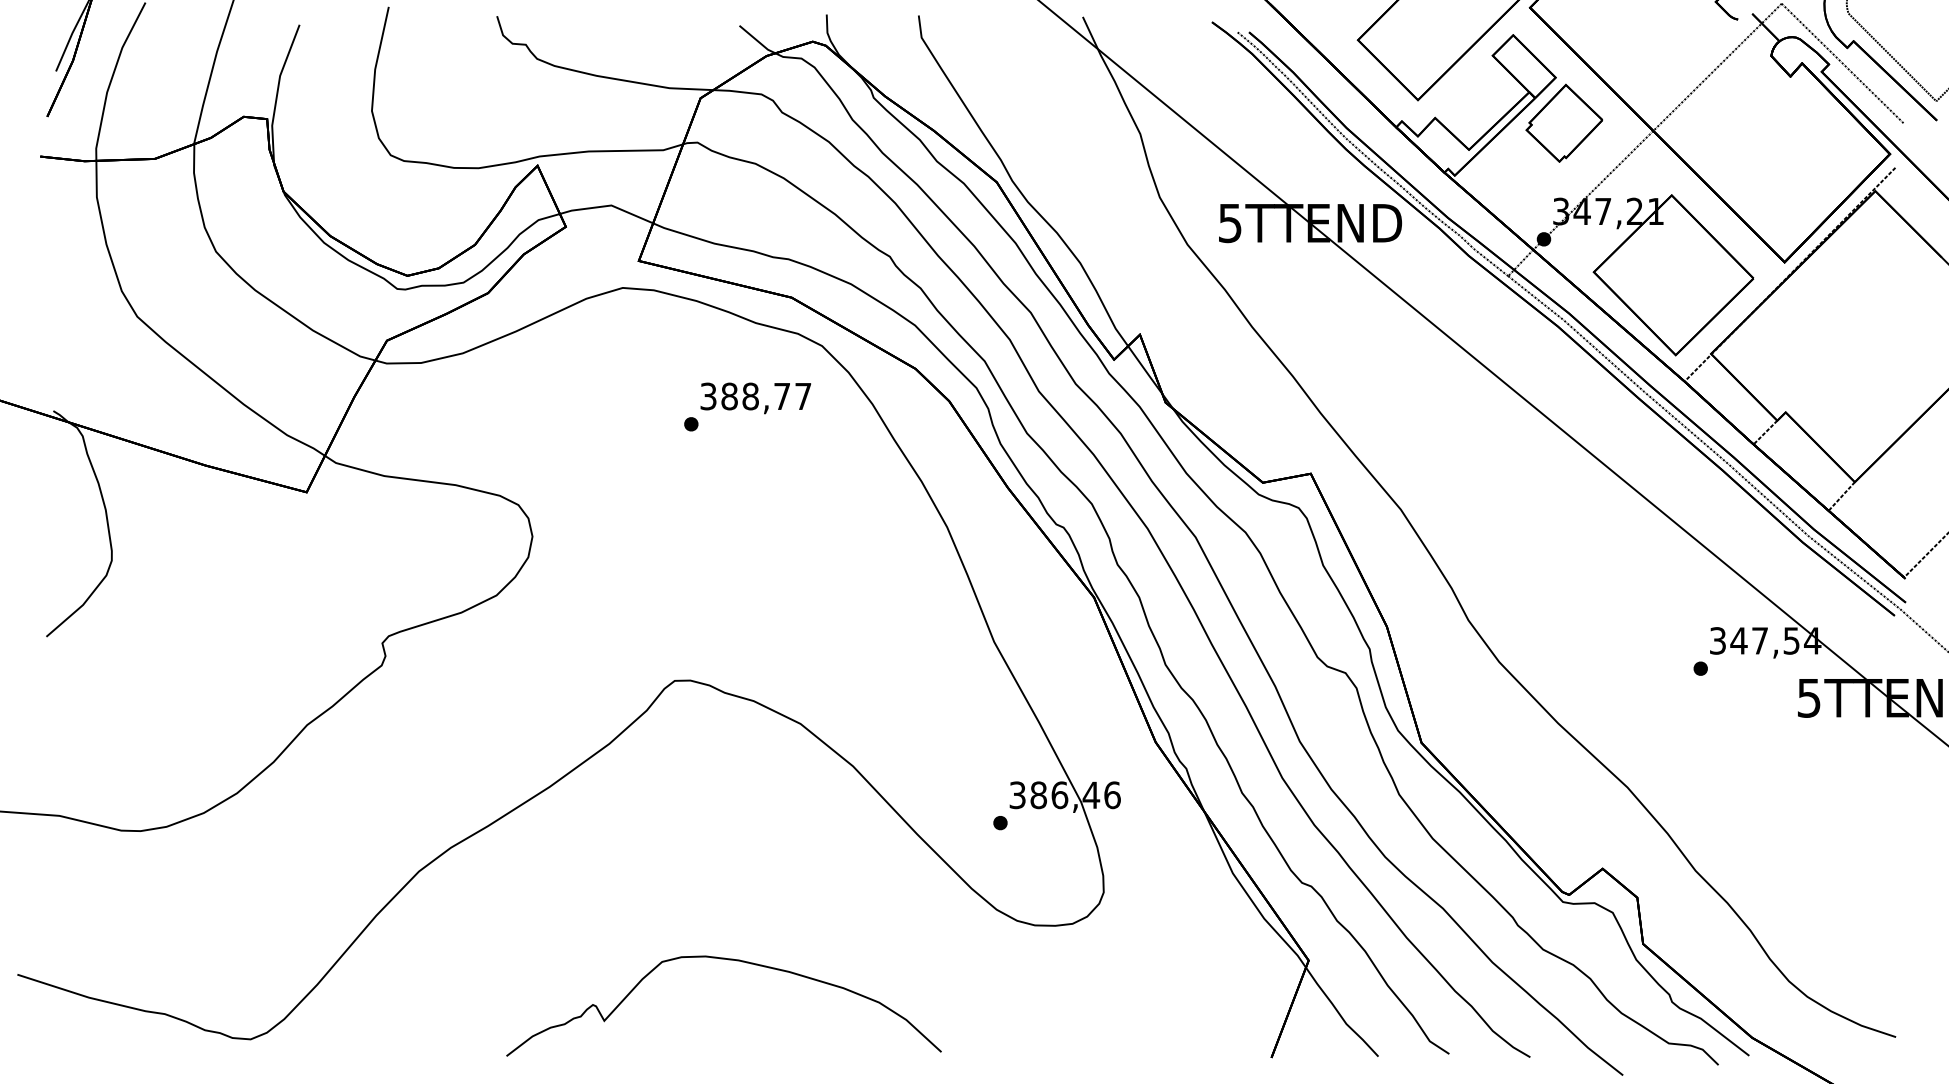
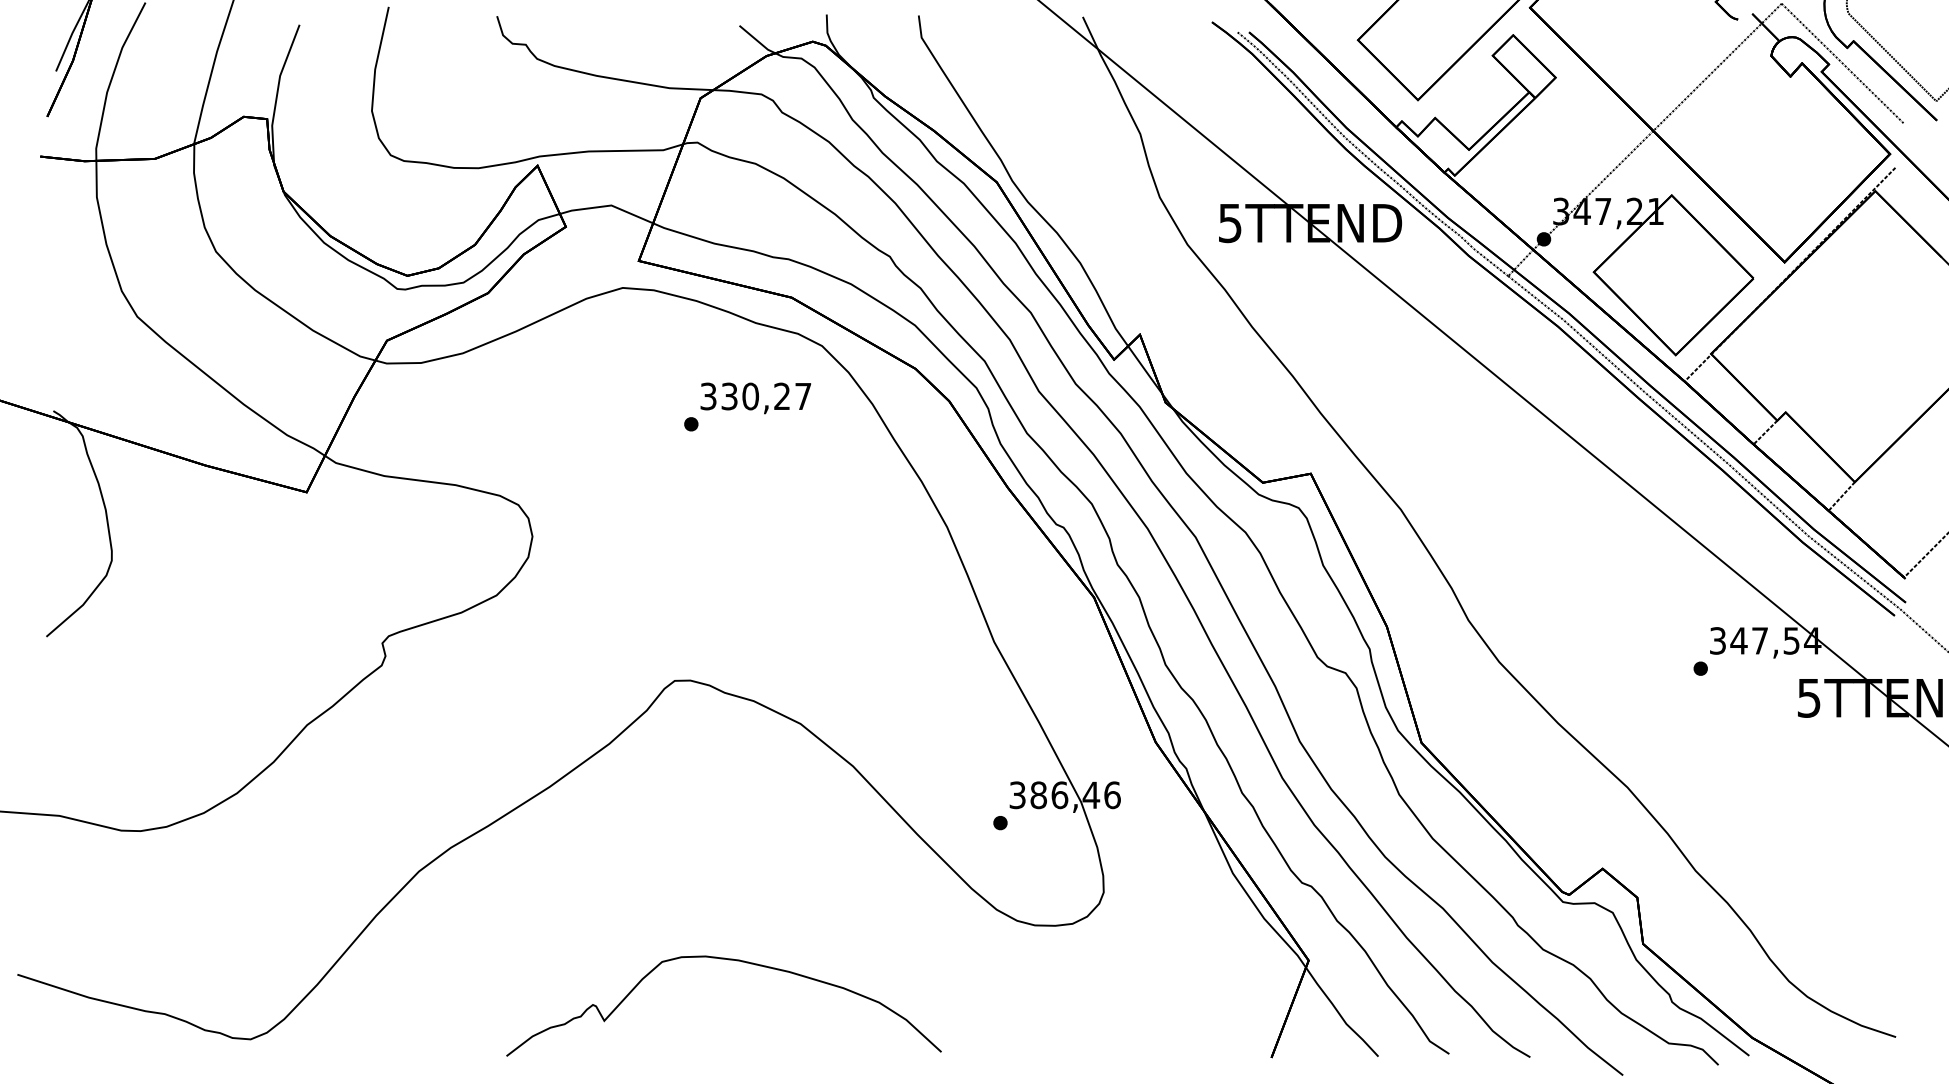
part: present -> none (1563, 122)
text: 388,77 -> 330,27 (755, 396)
